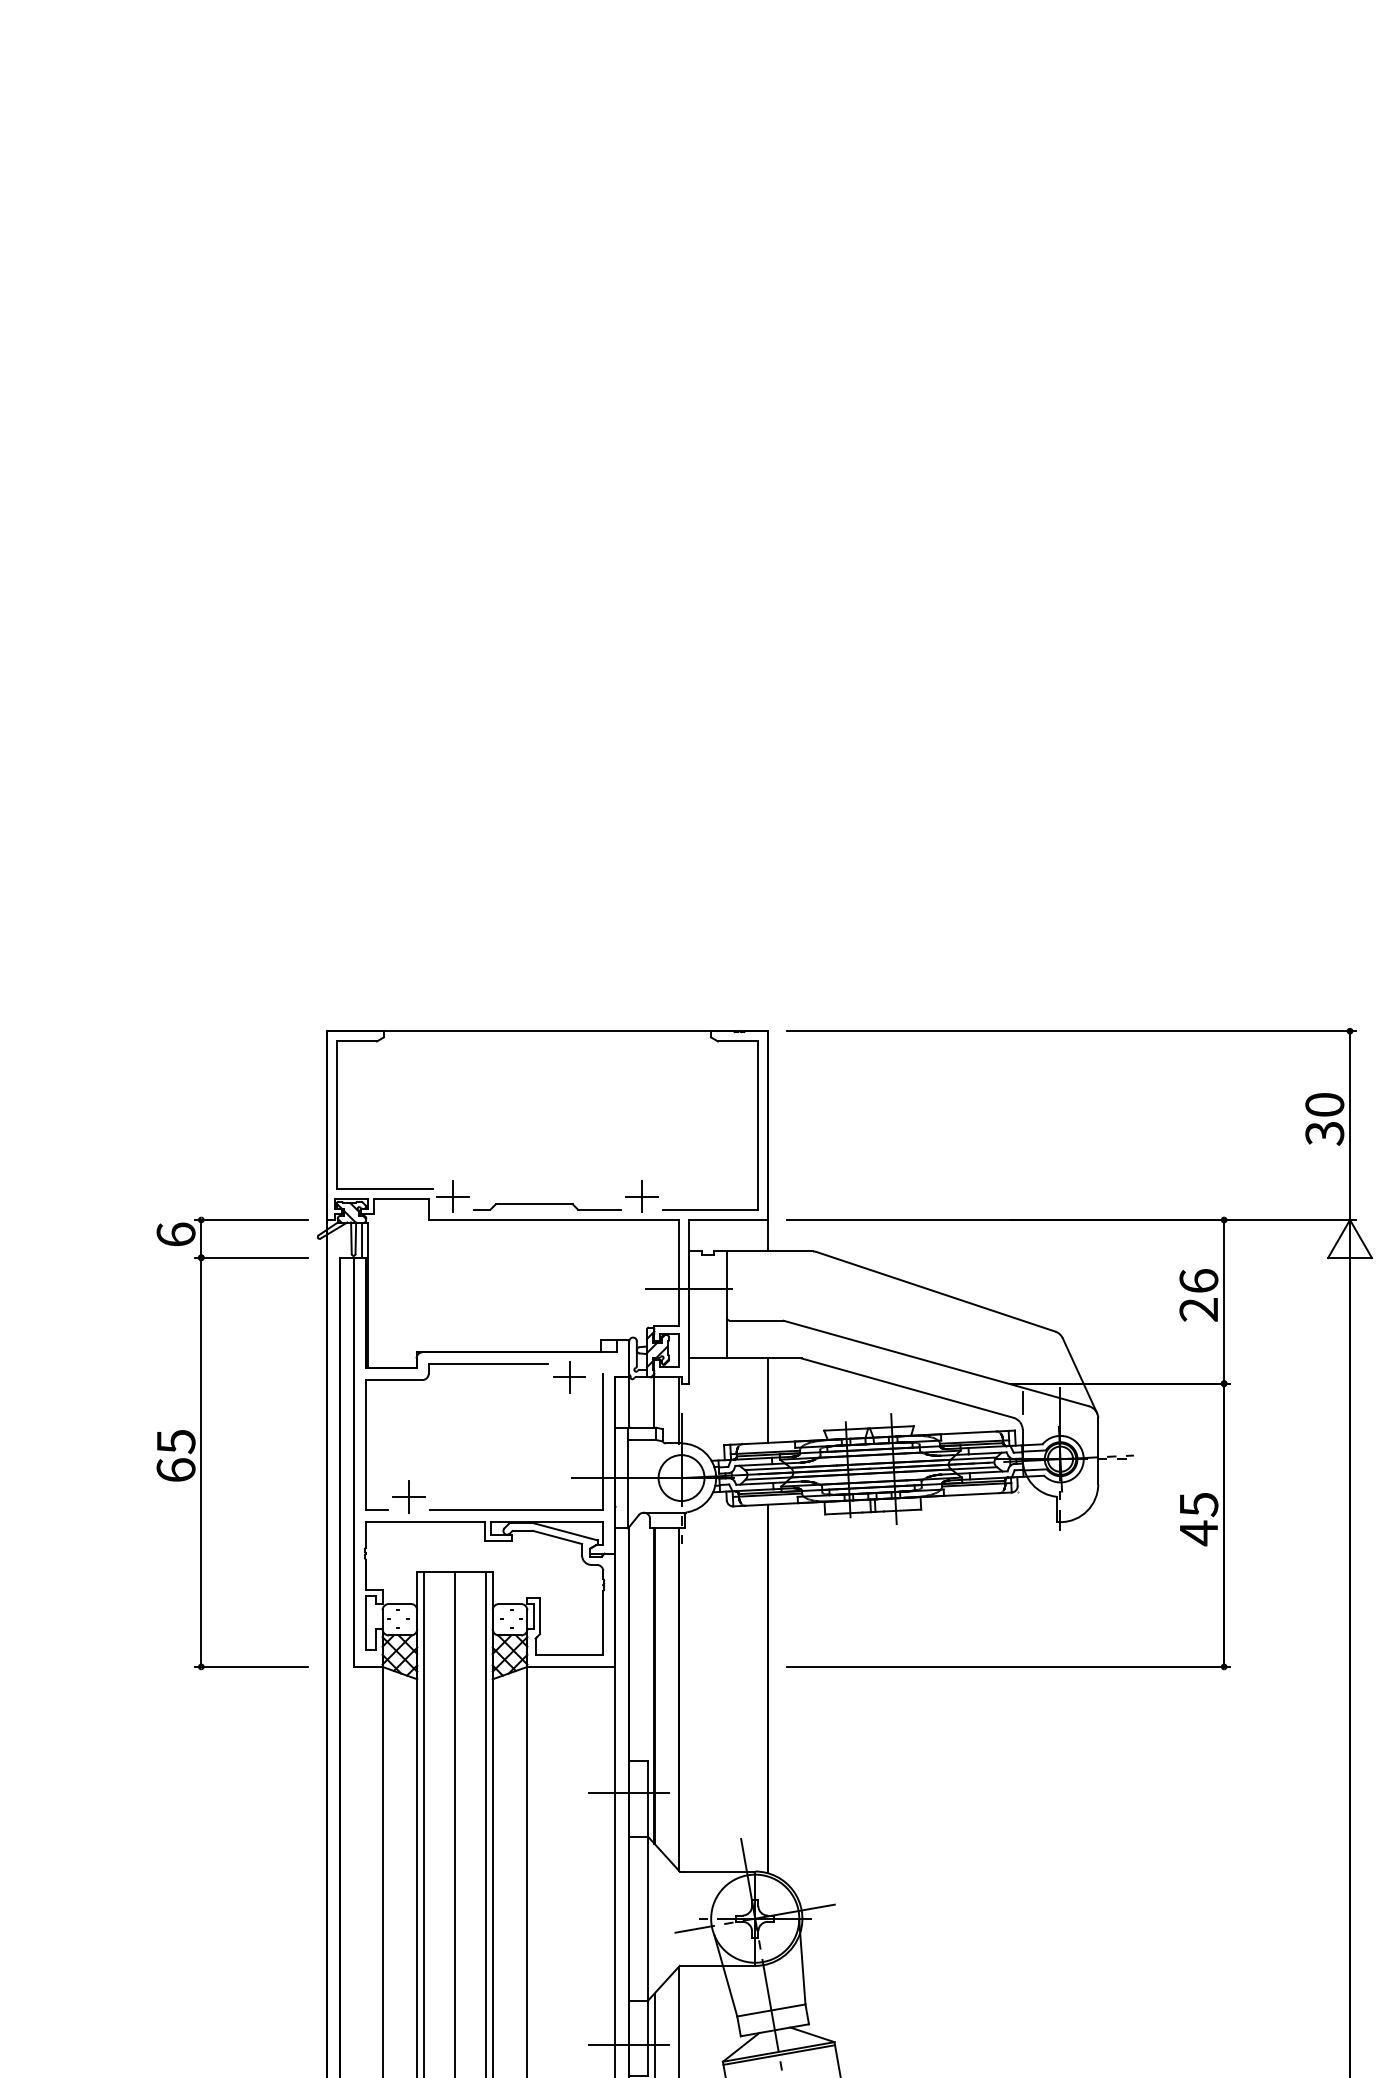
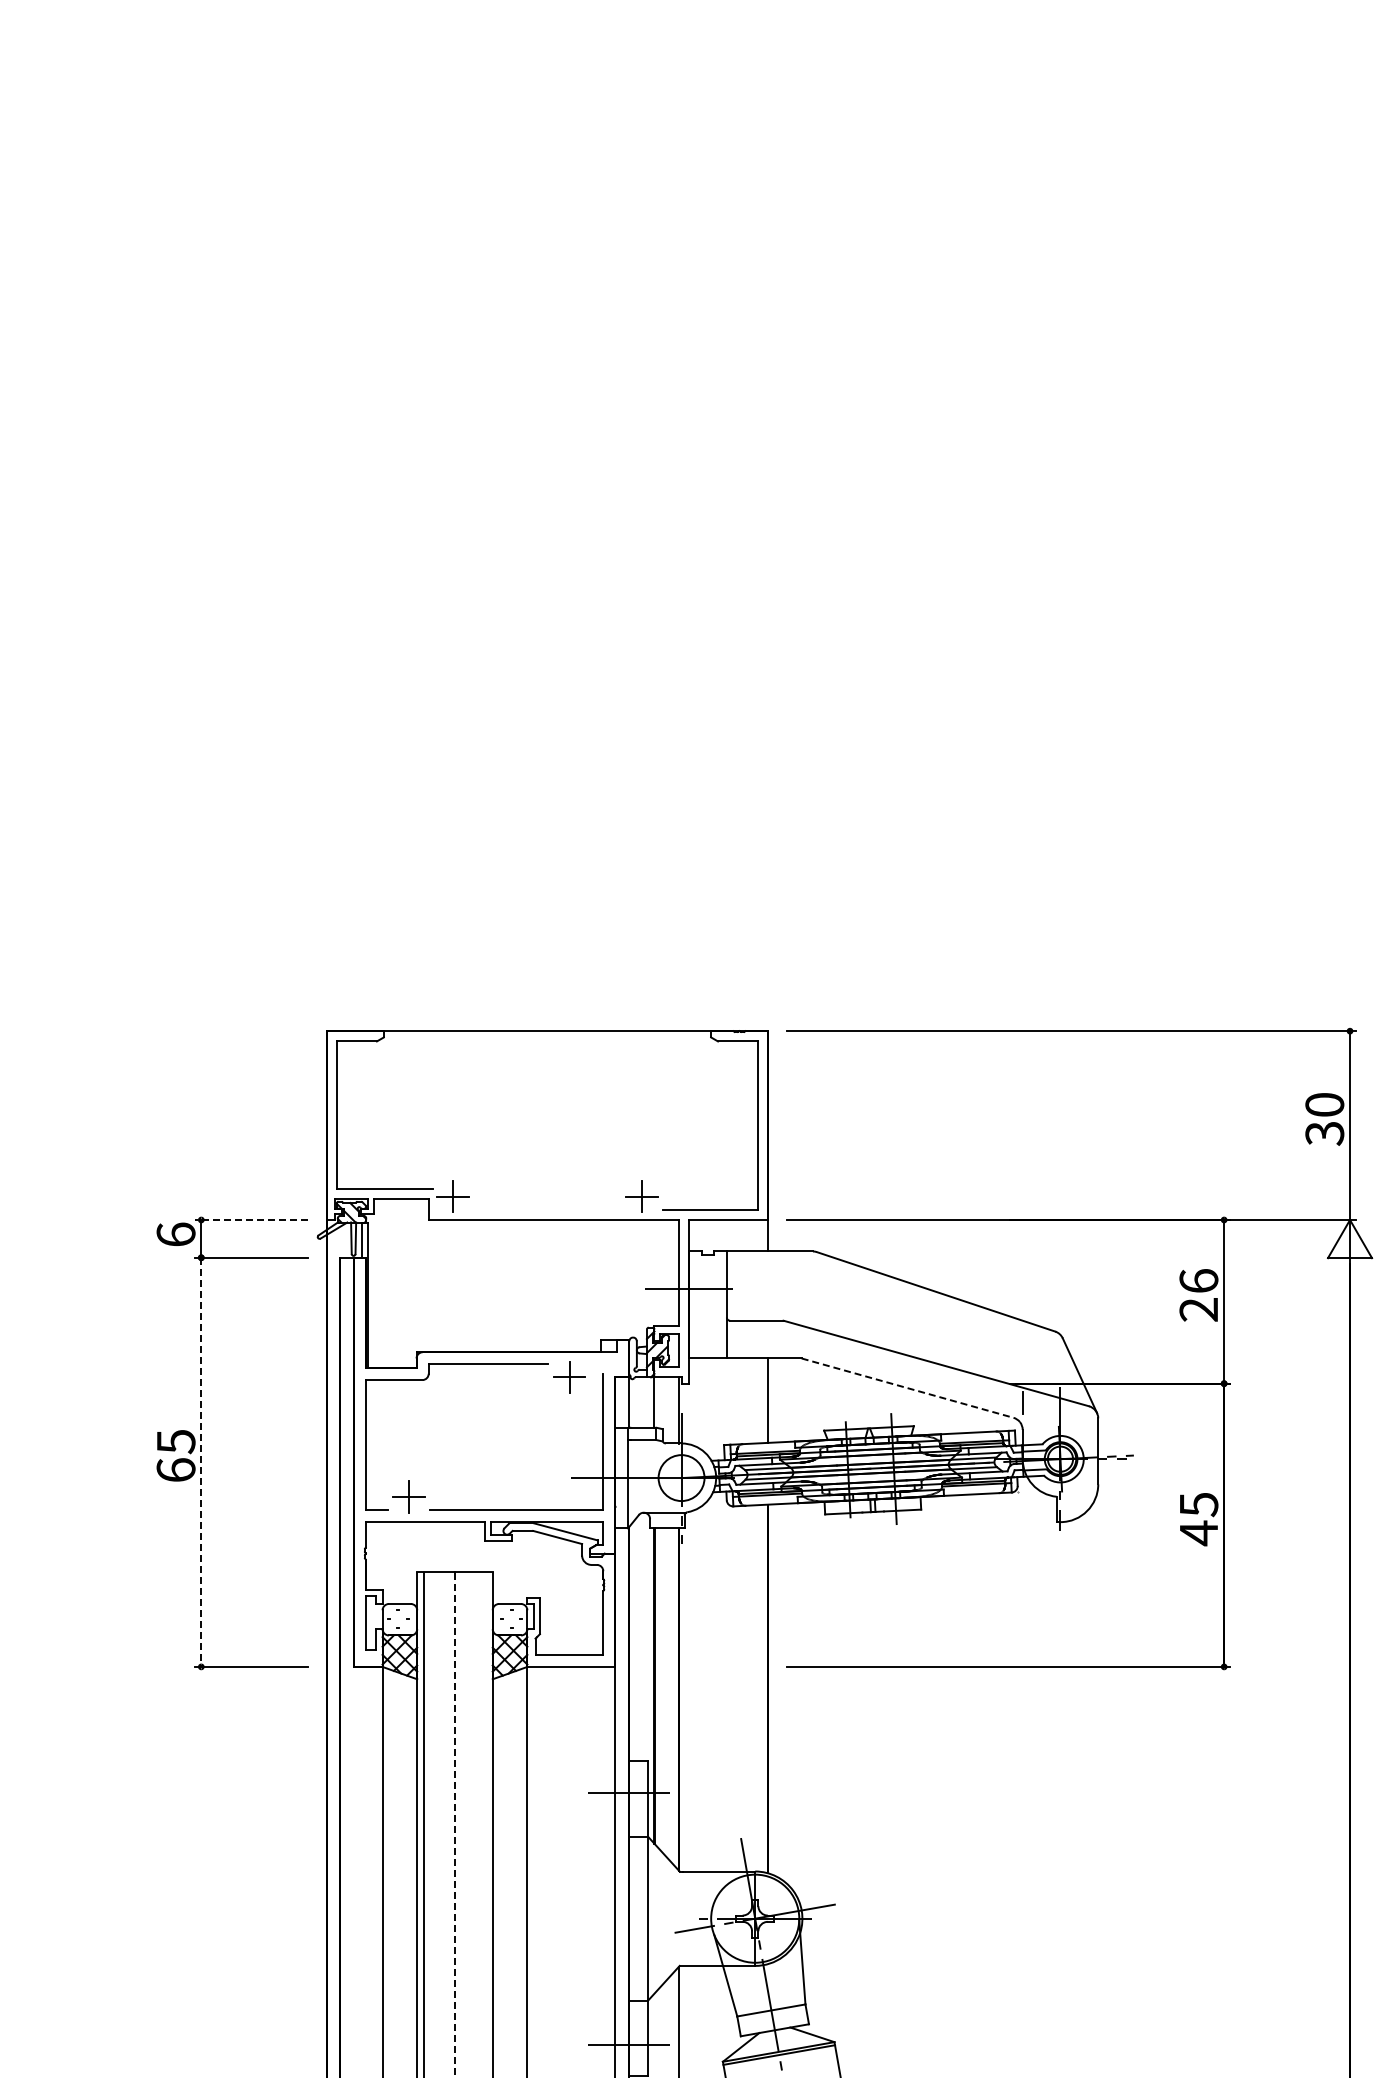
part: present -> none (547, 1206)
line: solid -> dashed (251, 1220)
line: solid -> dashed (907, 1388)
line: solid -> dashed (201, 1462)
line: present -> none (486, 1823)
line: solid -> dashed (454, 1825)
line: present -> none (654, 2033)
